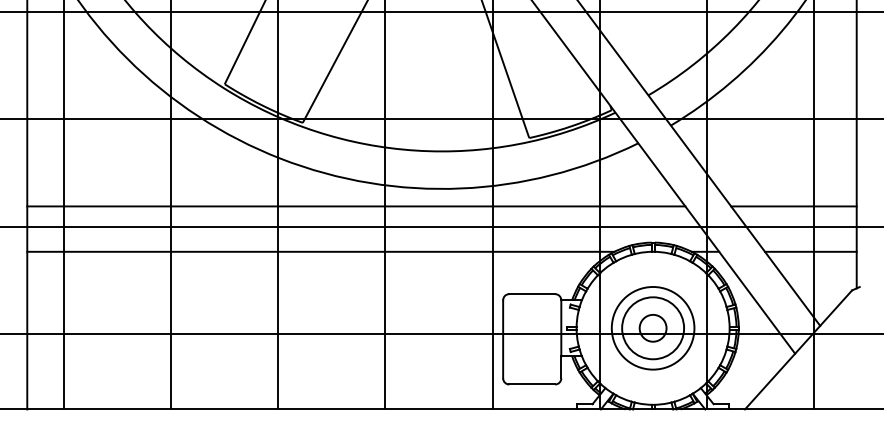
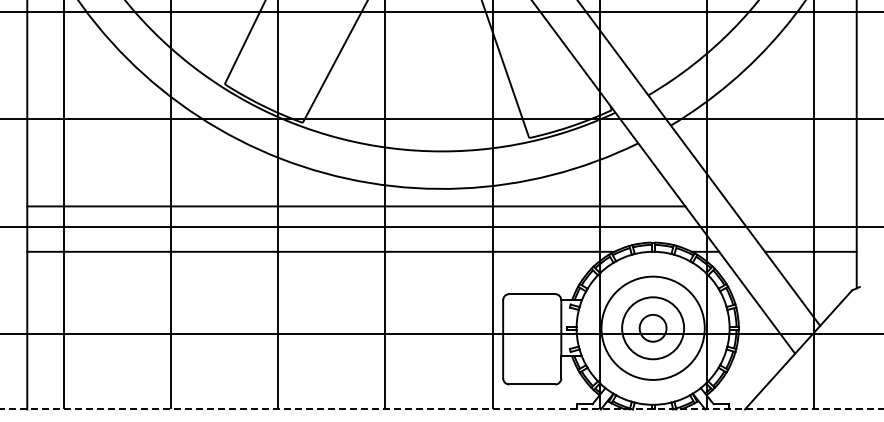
line: present -> none (793, 206)
circle diameter: 83 px -> 103 px (652, 327)
line: solid -> dashed (442, 409)
